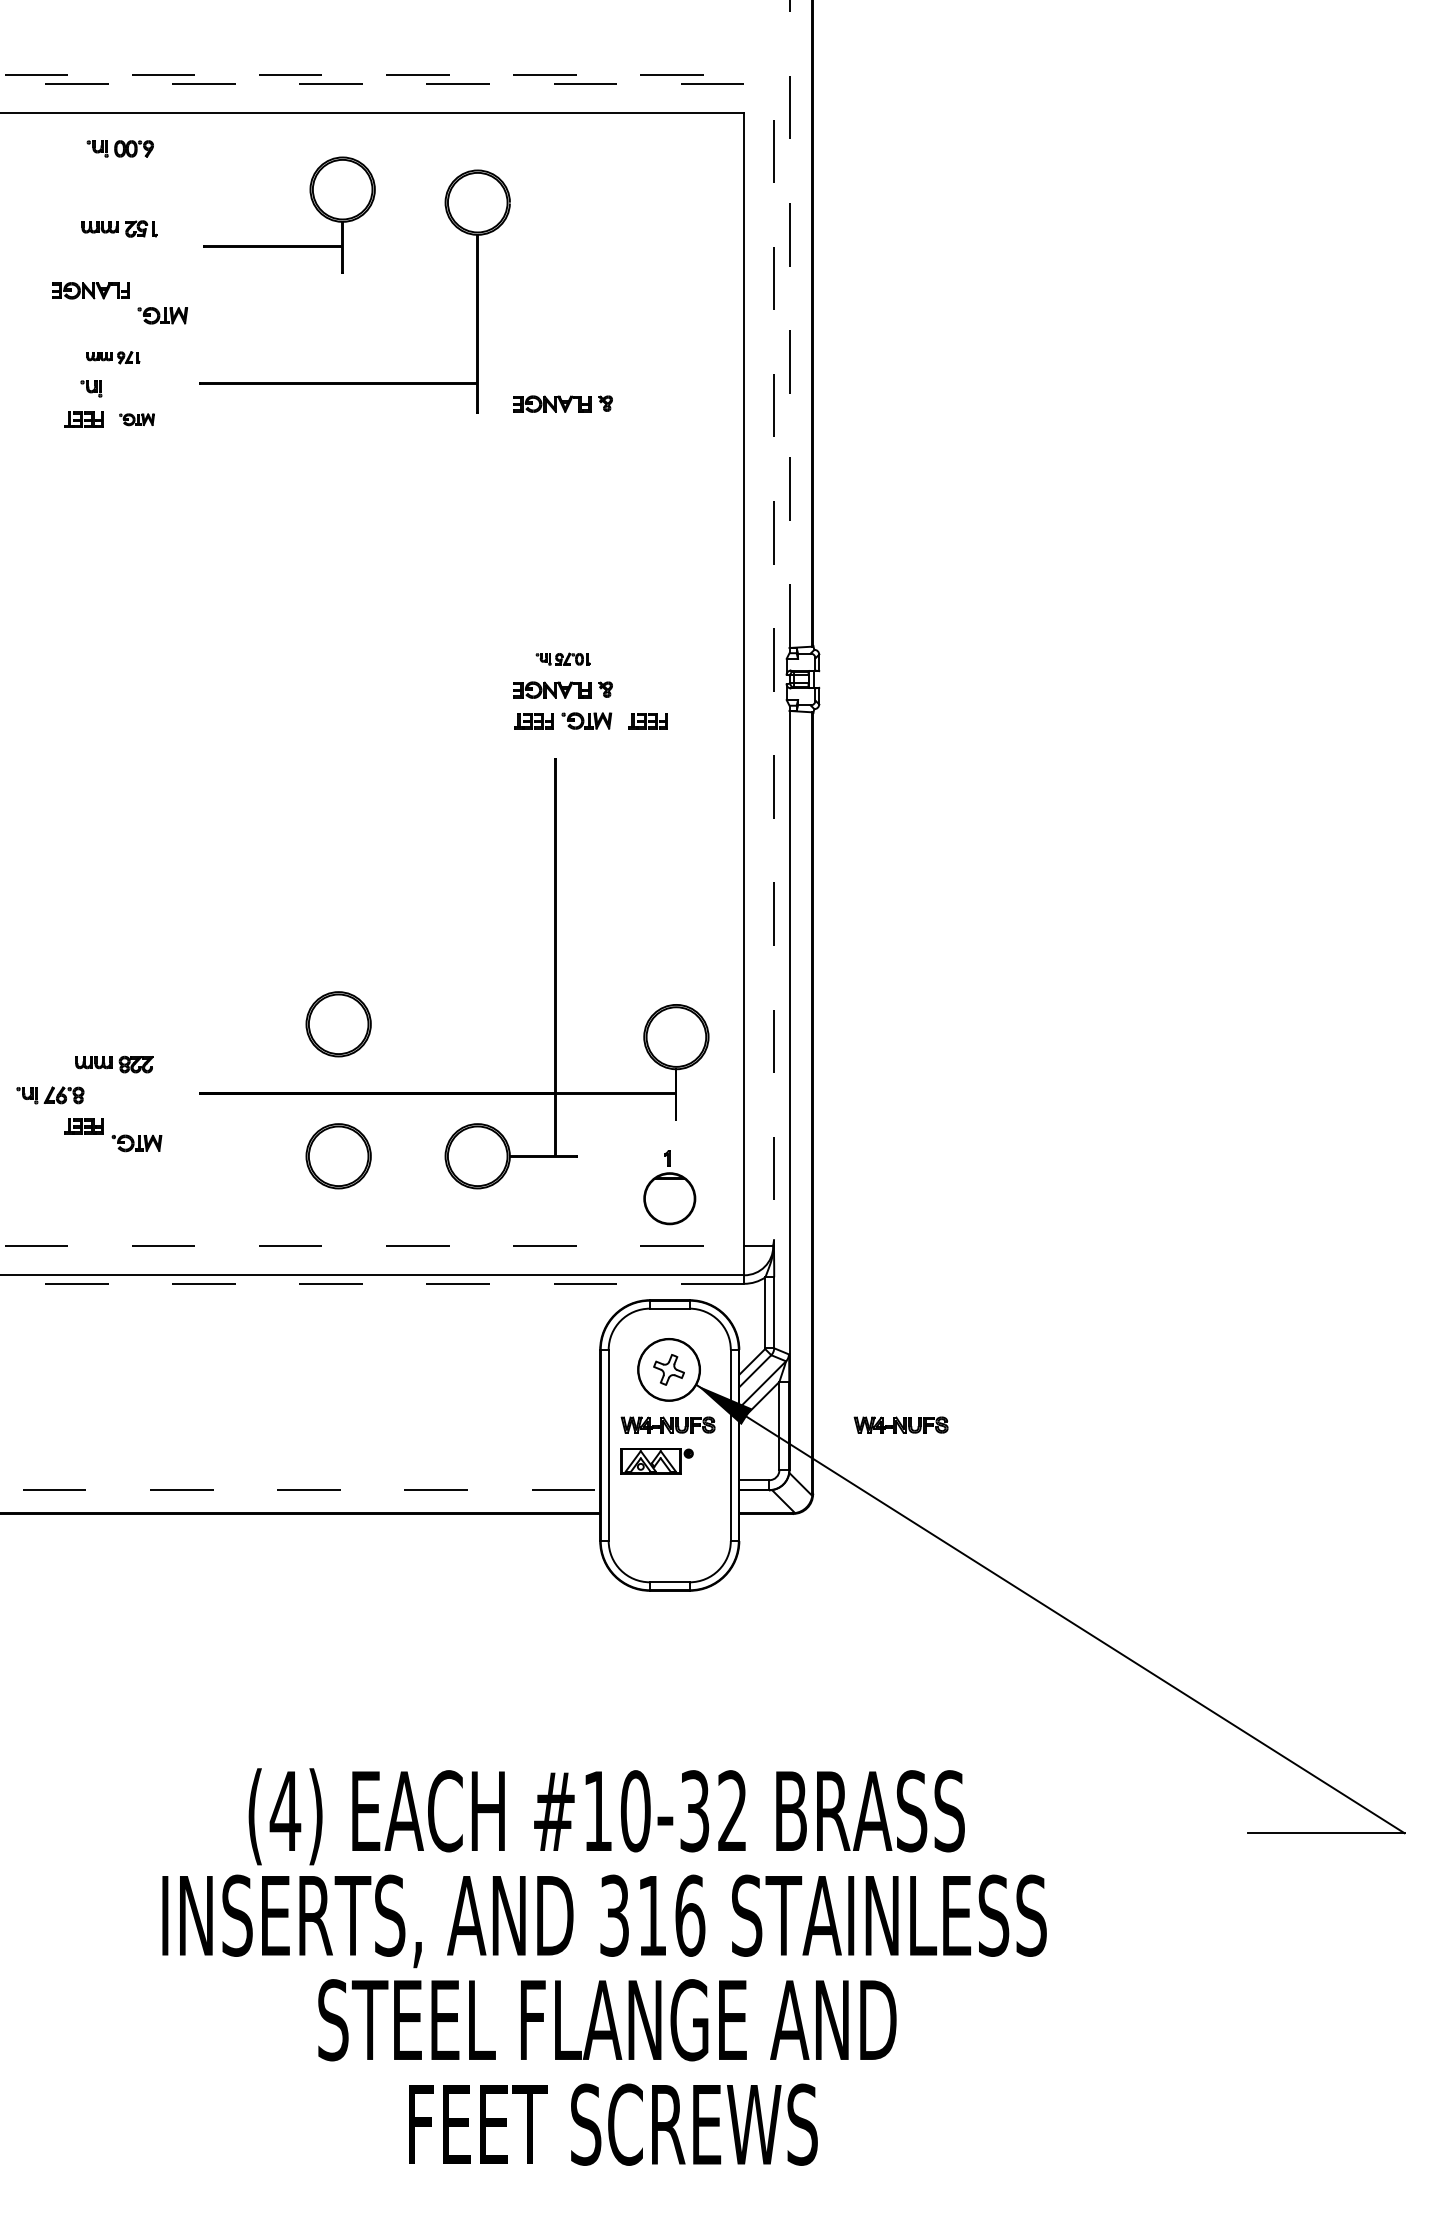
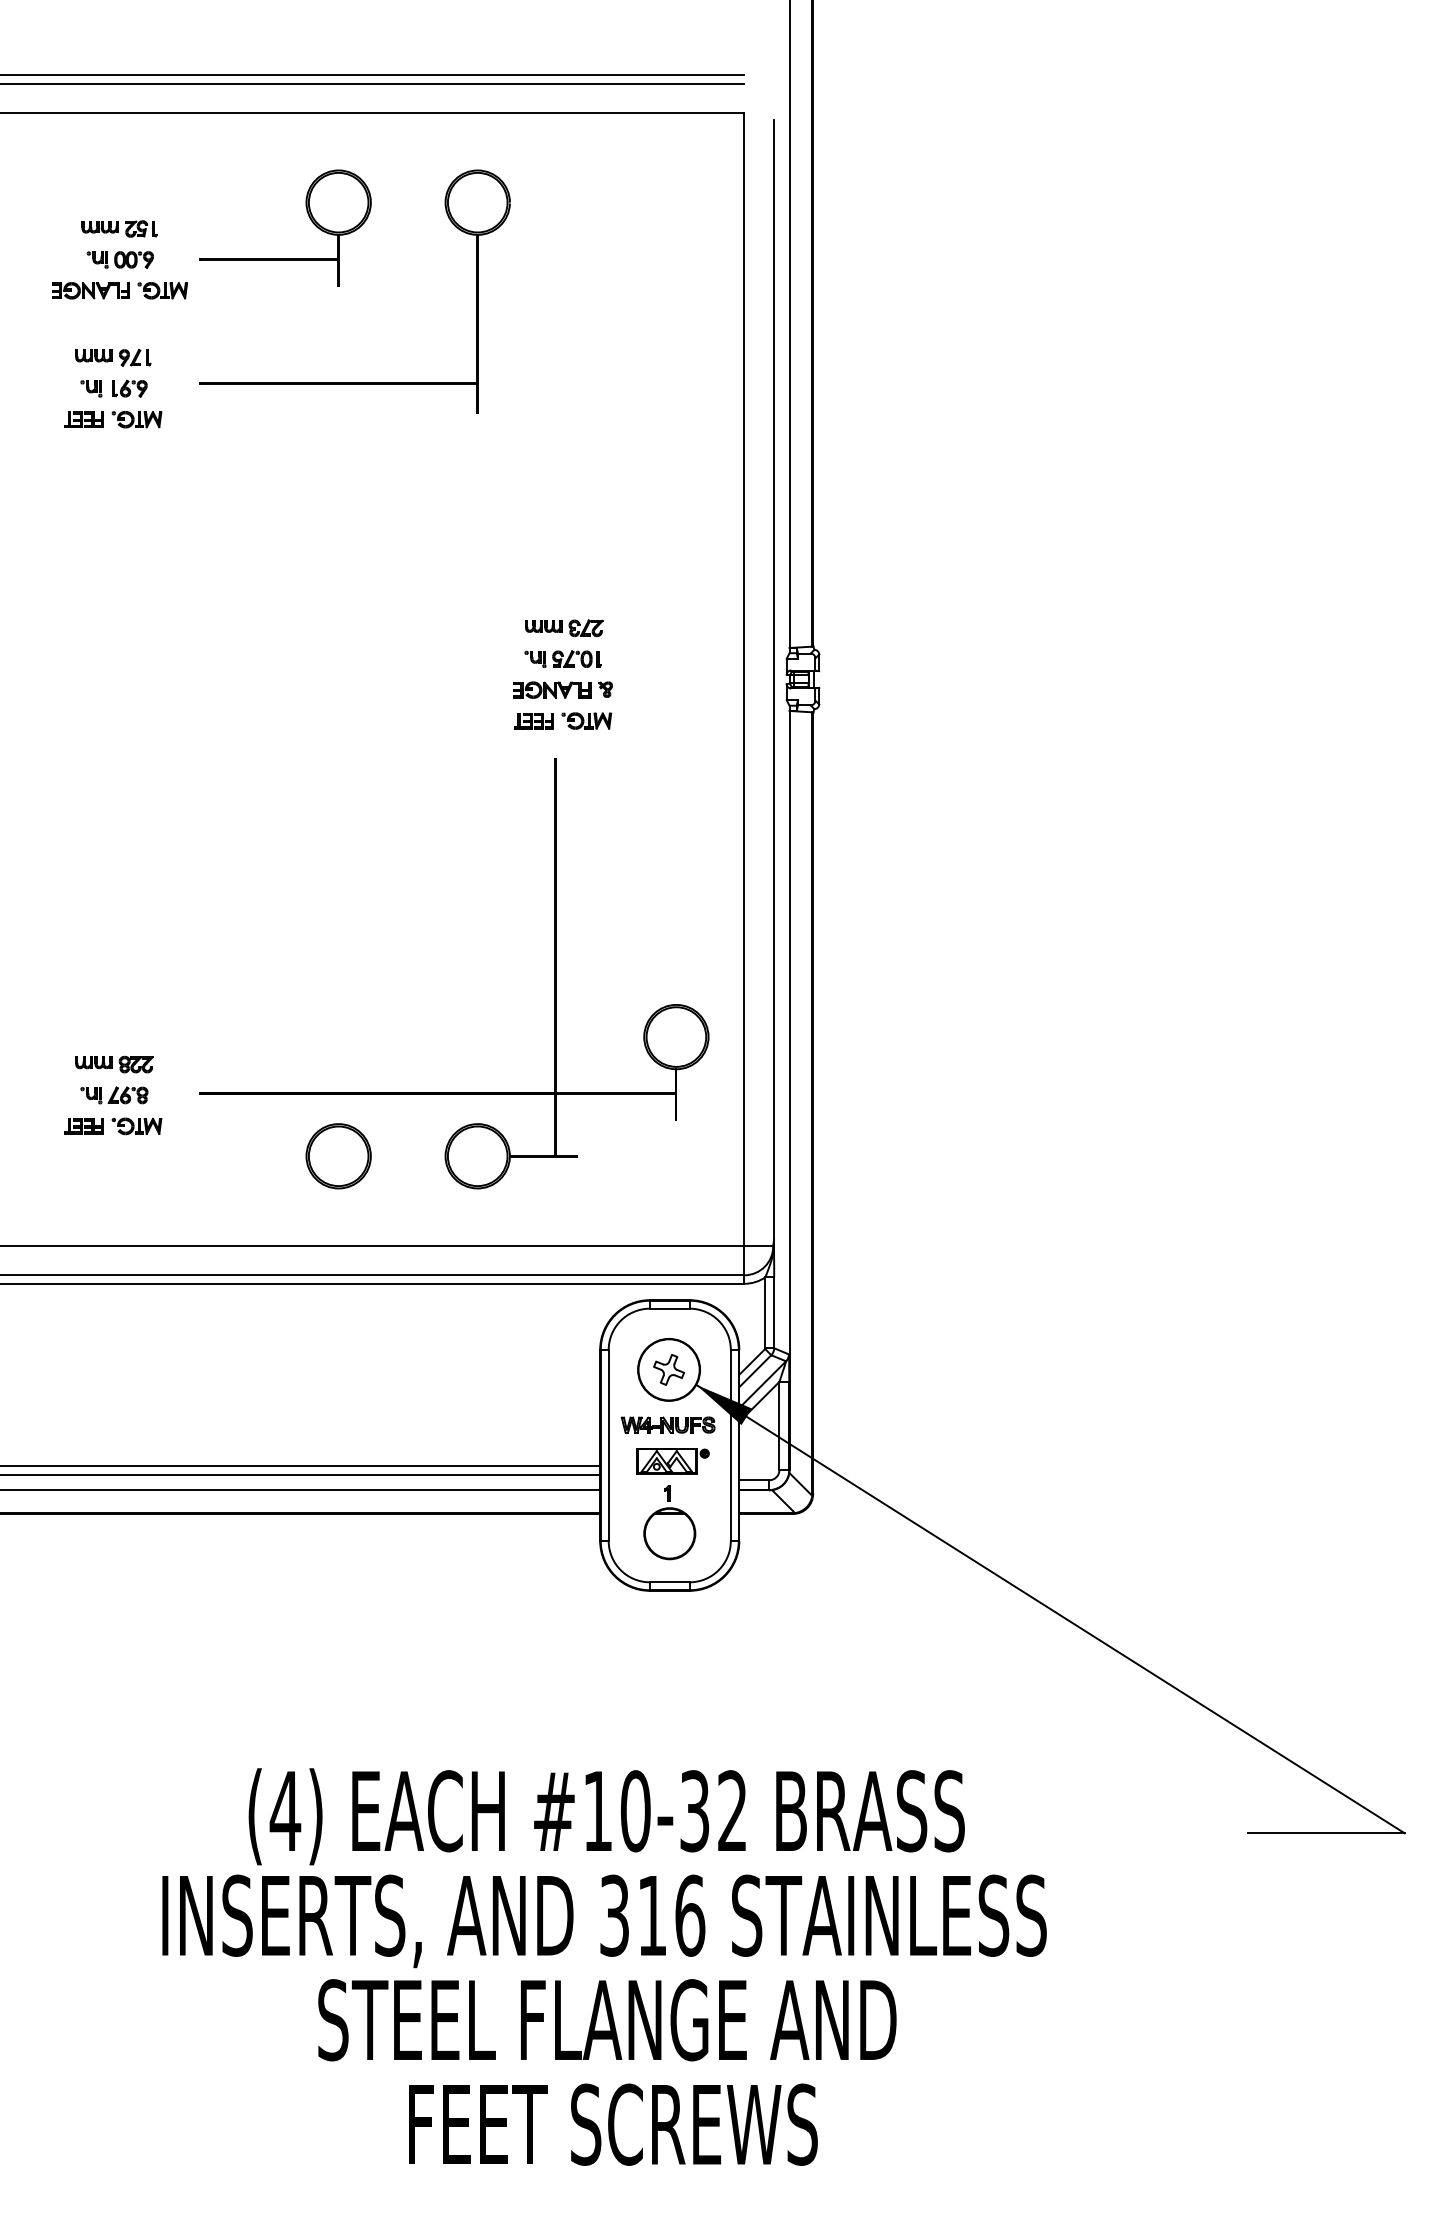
line: dashed -> solid (372, 75)
line: dashed -> solid (372, 83)
part position: (119, 148) -> (119, 259) (119, 259)
part position: (312, 203) -> (308, 216) (308, 216)
part position: (162, 315) -> (162, 290) (162, 290)
line: dashed -> solid (789, 324)
part size: 55x14 px -> 77x19 px (113, 357)
part: none -> present (129, 388)
part: present -> none (562, 403)
part size: 36x14 px -> 52x18 px (136, 419)
part: none -> present (564, 628)
part size: 56x14 px -> 78x19 px (562, 659)
line: dashed -> solid (774, 679)
part: present -> none (647, 721)
part: present -> none (338, 1024)
part position: (50, 1095) -> (114, 1095) (114, 1095)
part position: (136, 1143) -> (136, 1126) (136, 1126)
part position: (669, 1187) -> (669, 1522) (669, 1522)
line: dashed -> solid (372, 1246)
line: dashed -> solid (372, 1283)
part: present -> none (900, 1424)
part position: (656, 1461) -> (672, 1461) (672, 1461)
line: none -> present (301, 1466)
line: none -> present (301, 1474)
line: dashed -> solid (300, 1490)
